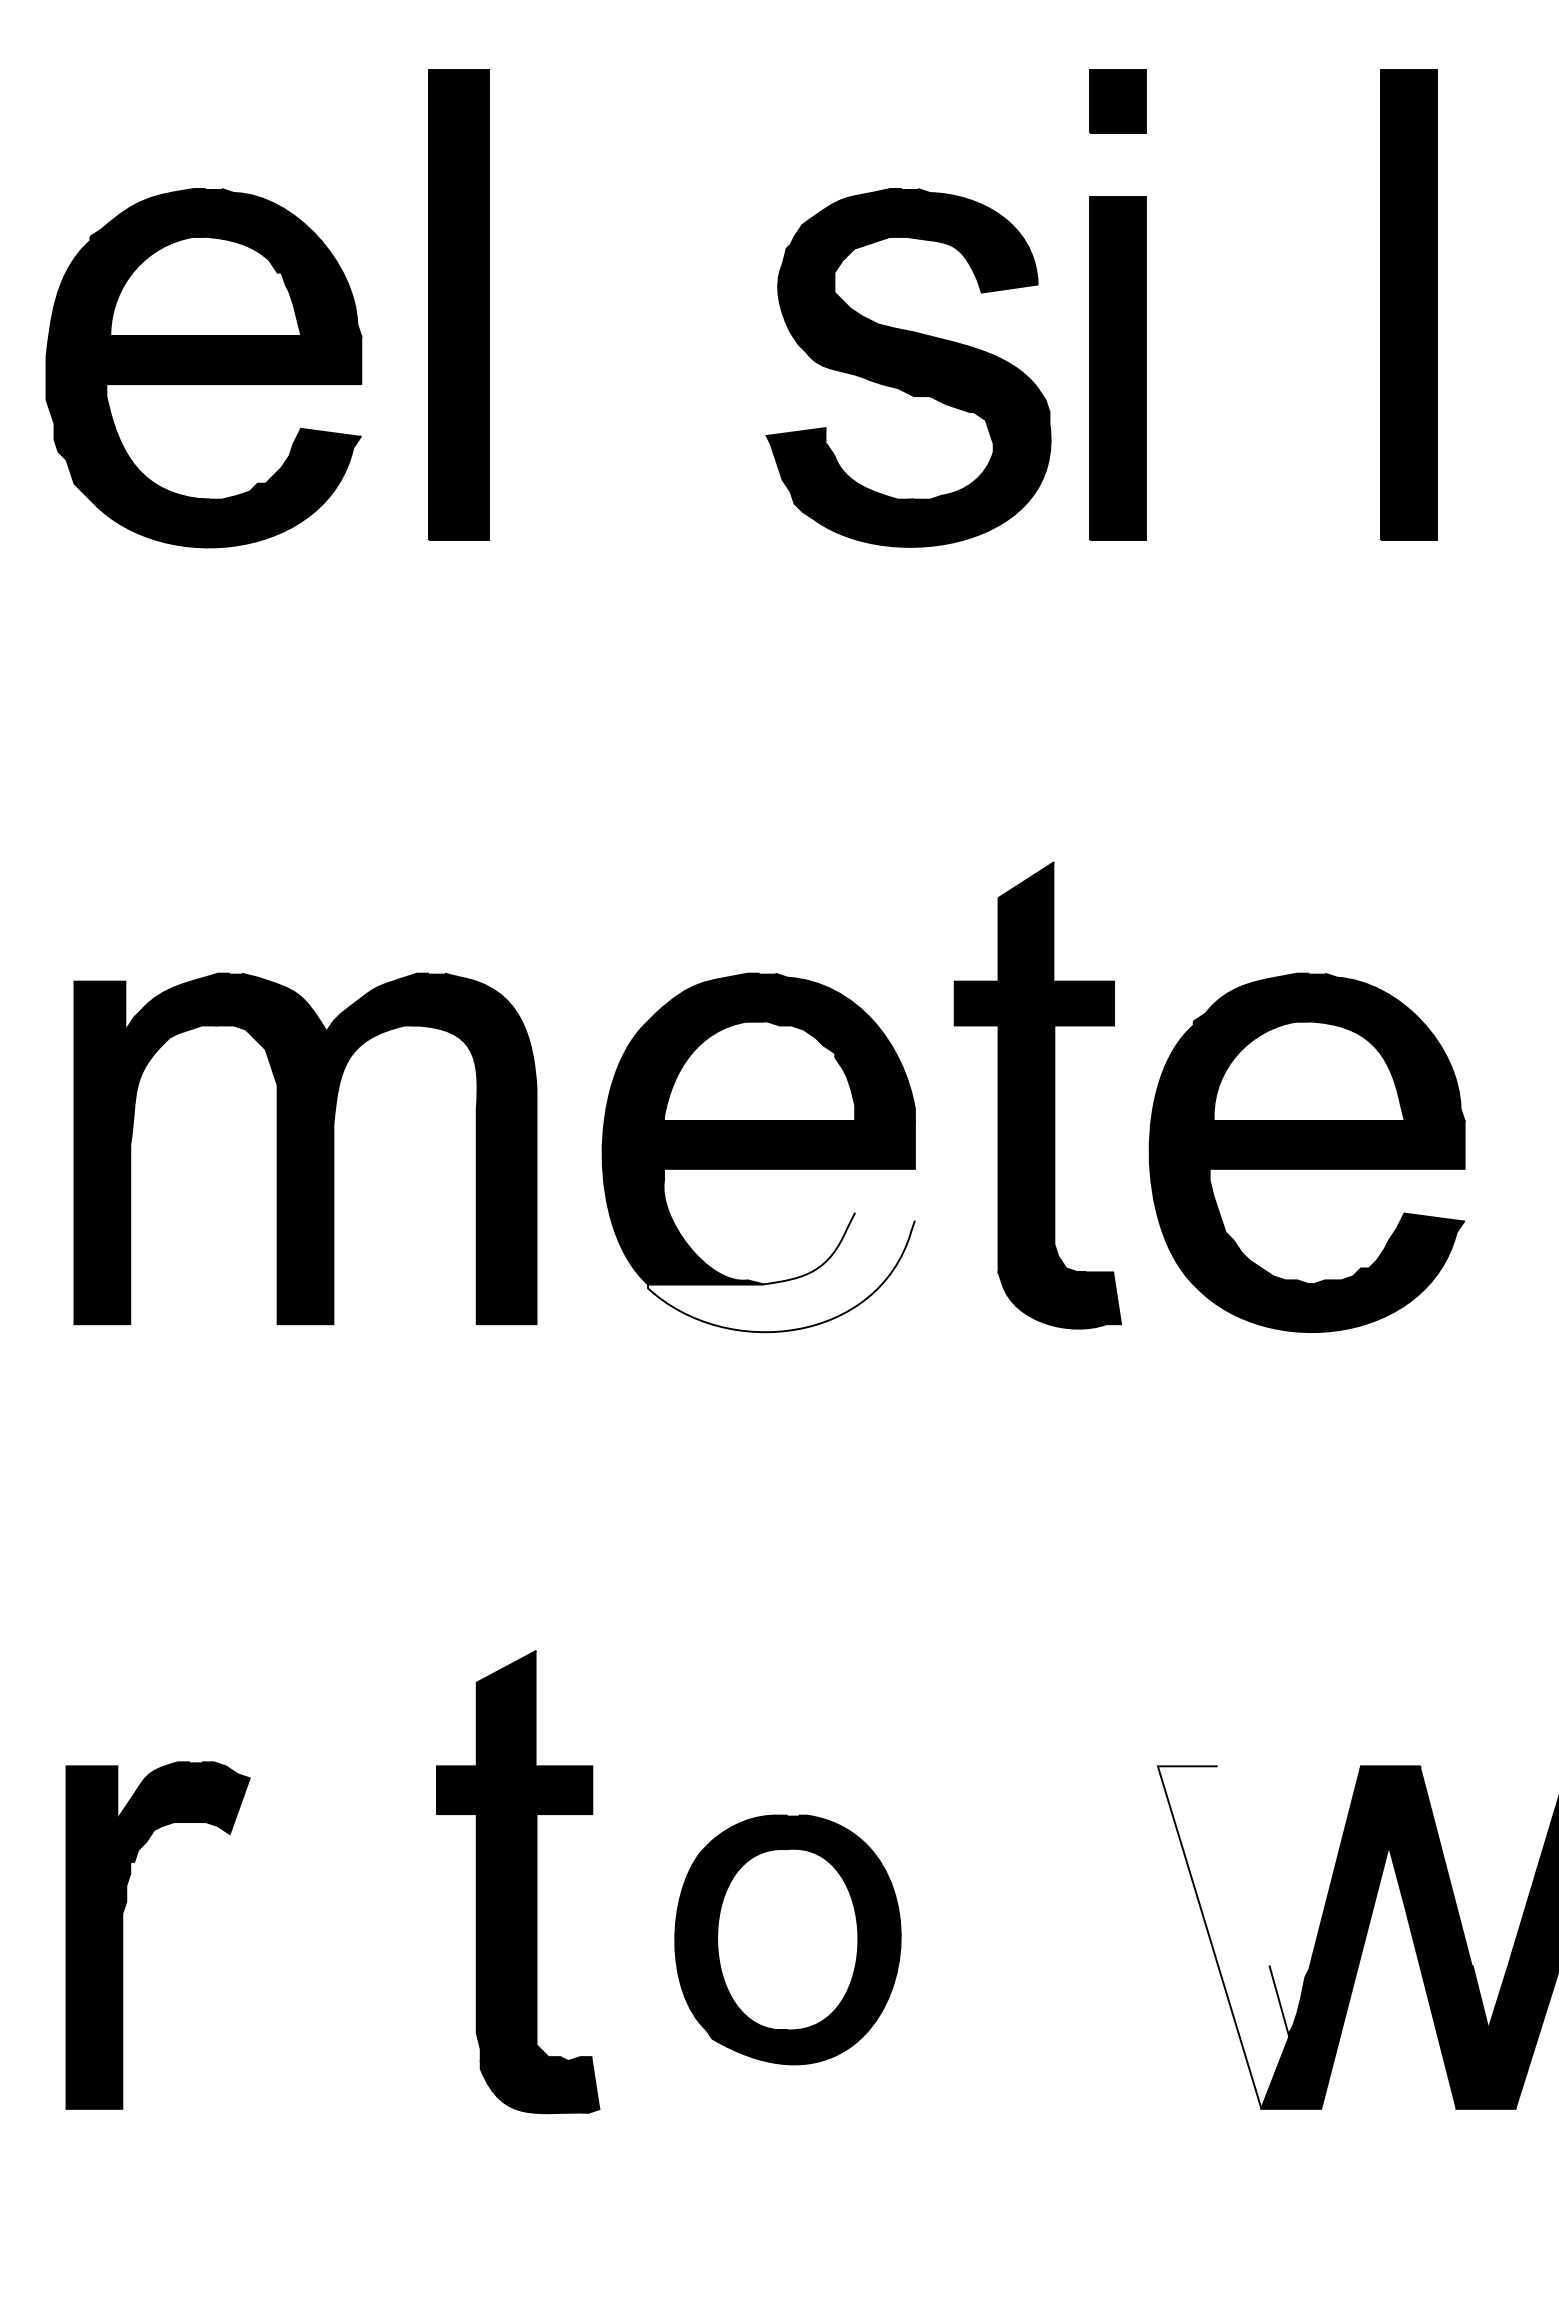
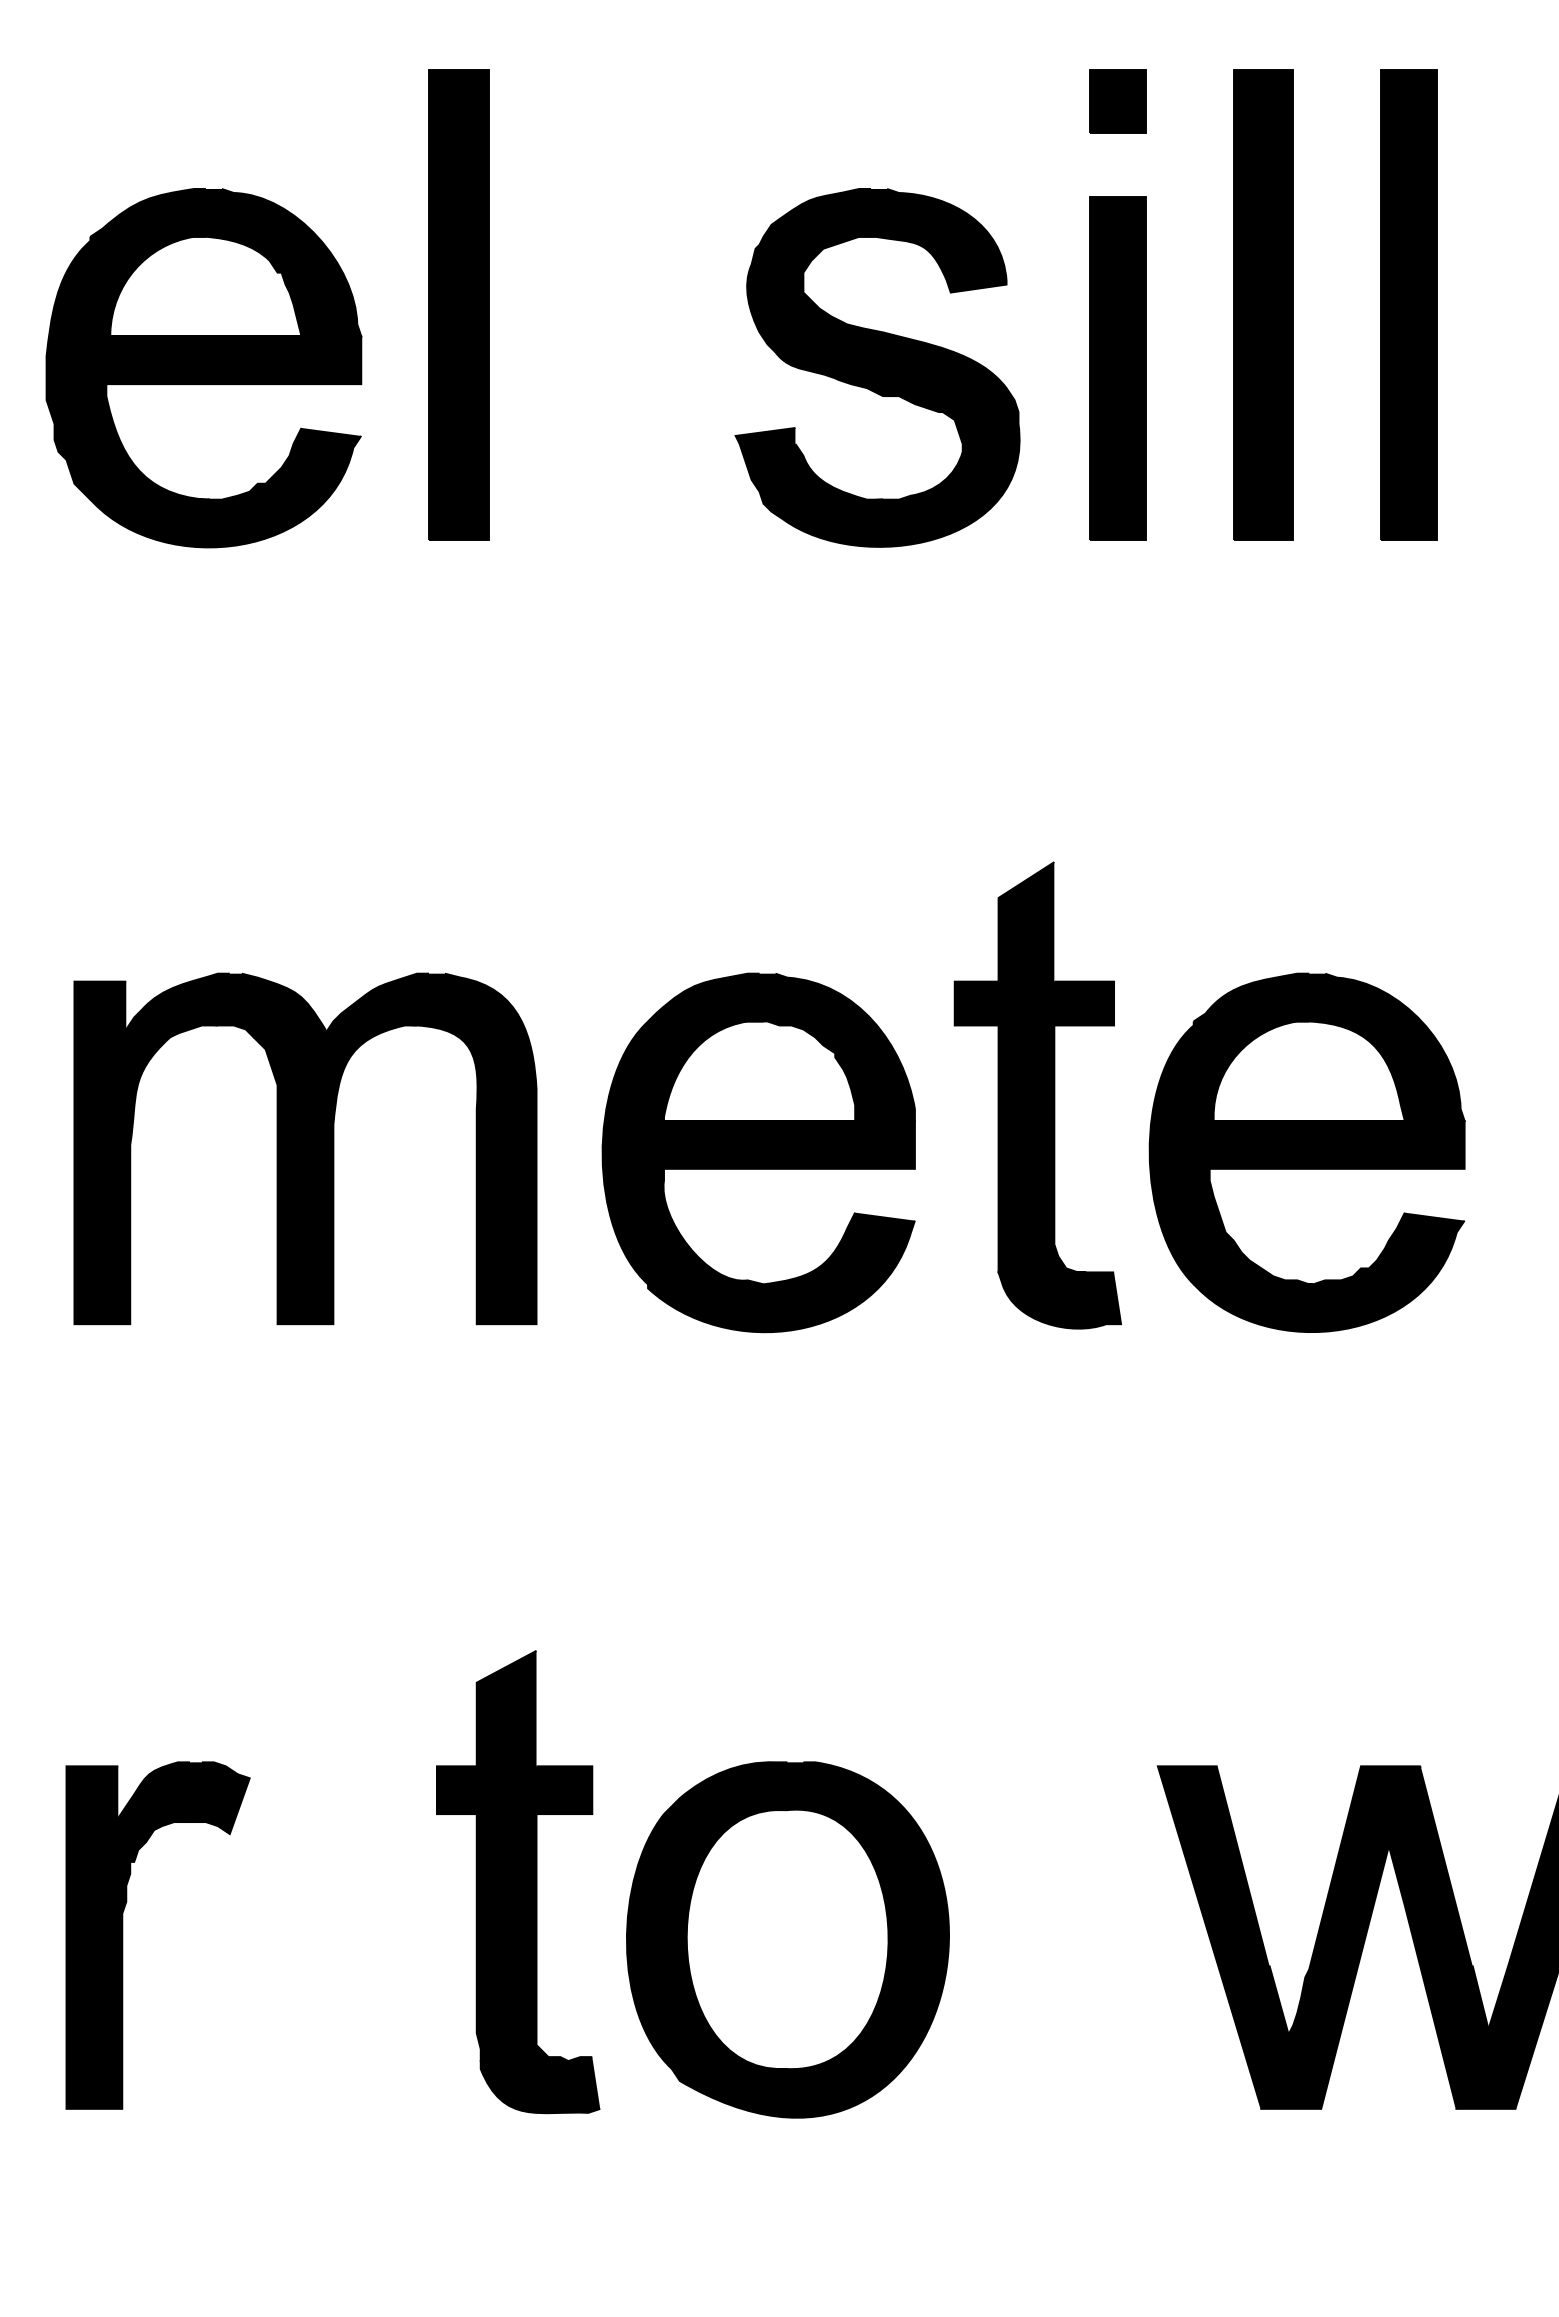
part: none -> present (1263, 304)
part position: (908, 367) -> (877, 367) (877, 367)
fill: none -> present (781, 1272)
fill: none -> present (1223, 1937)
part size: 228x252 px -> 324x358 px (787, 1939)
